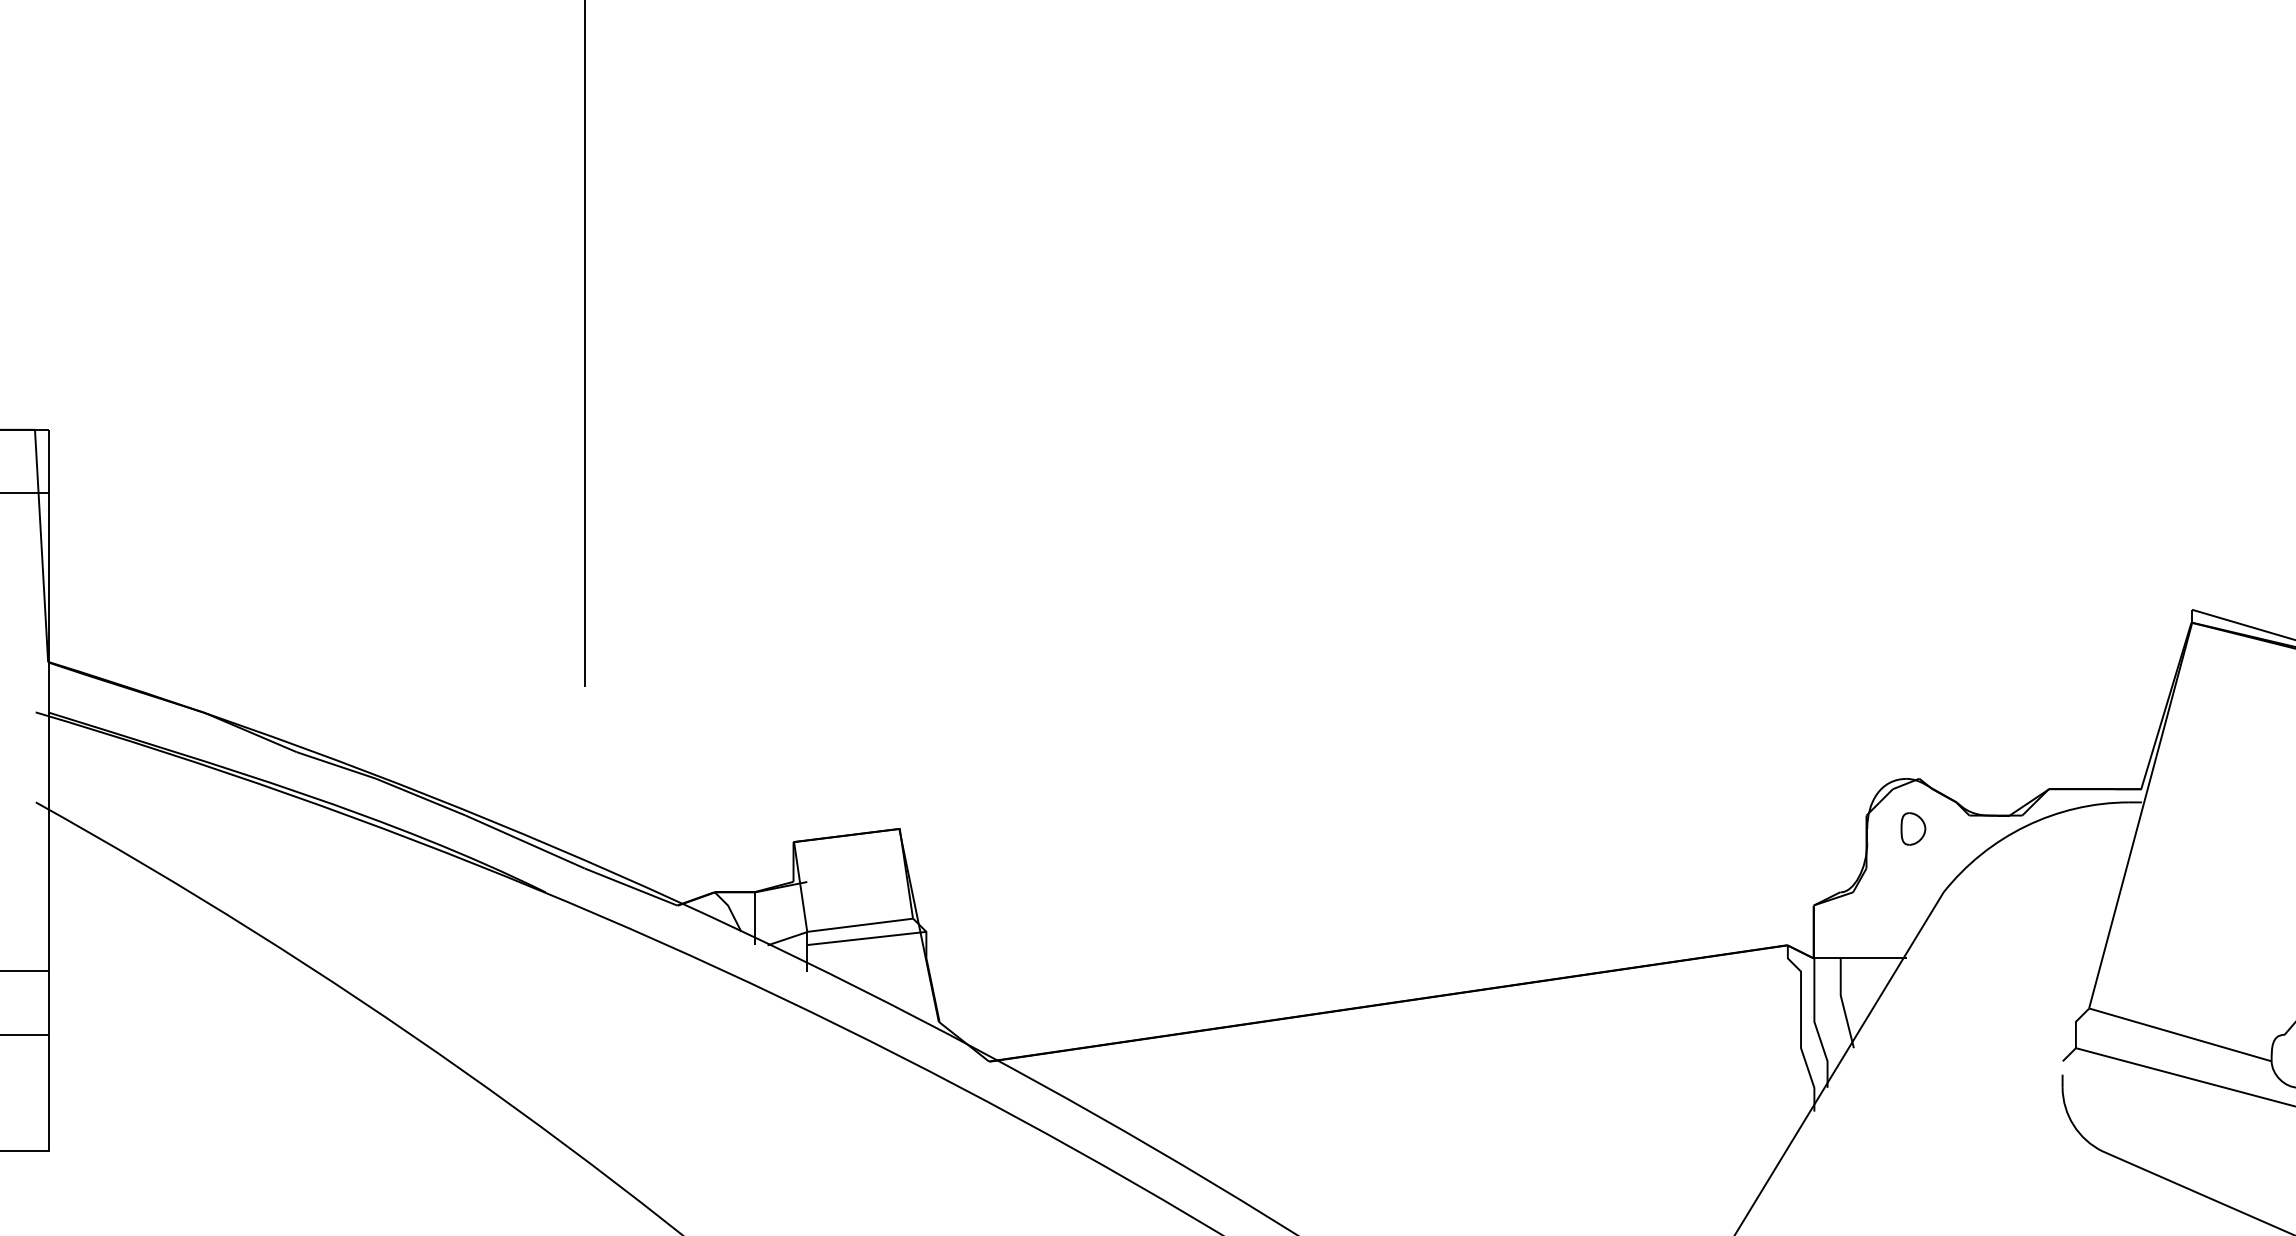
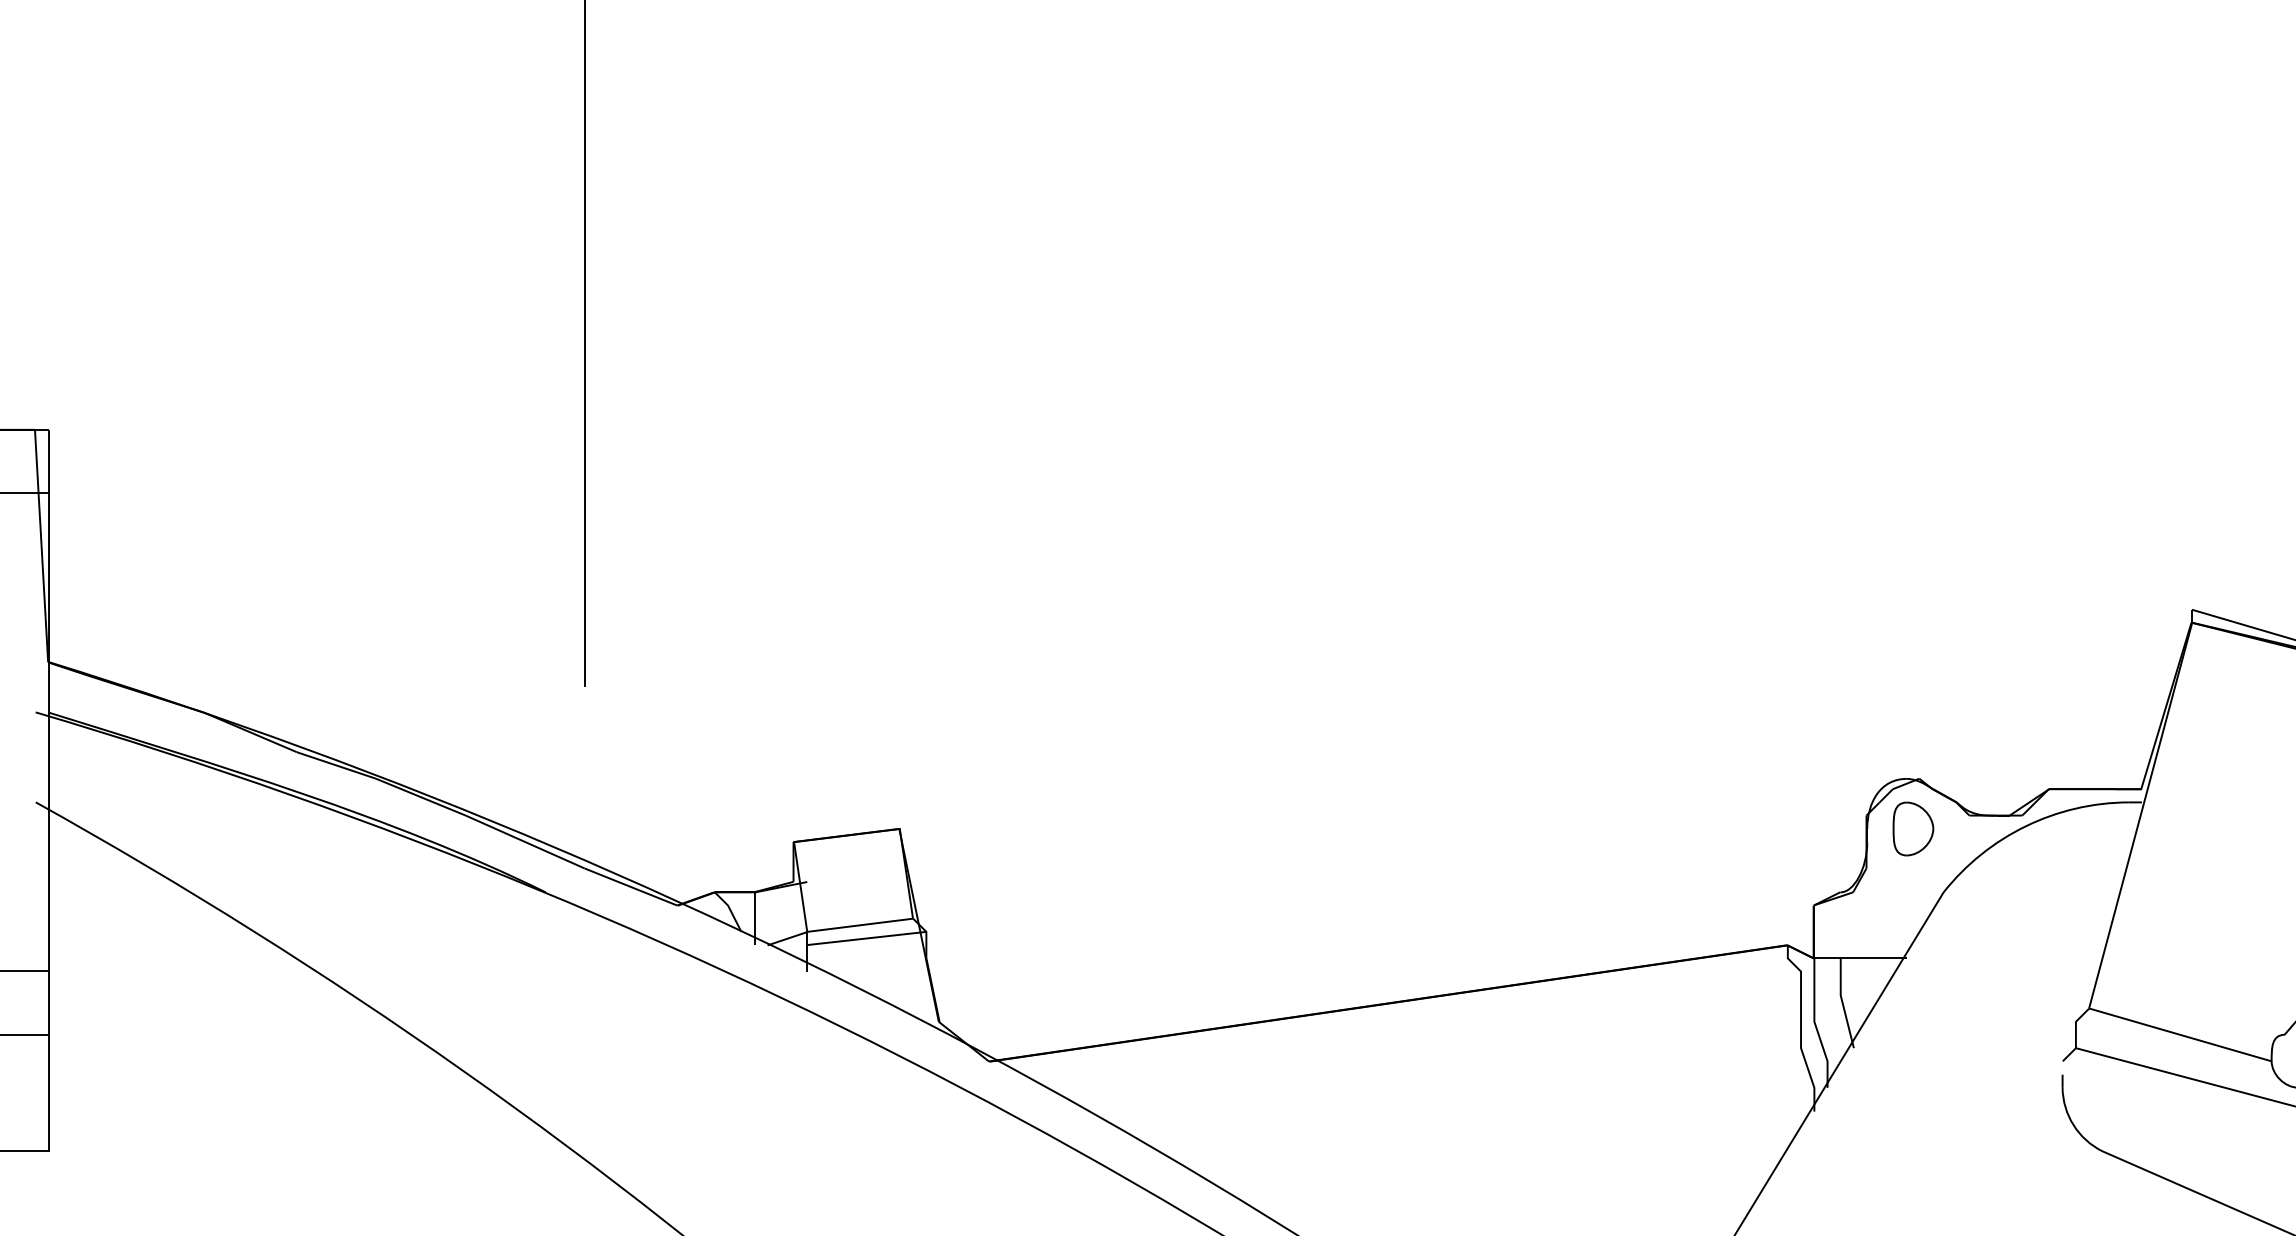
part size: 27x34 px -> 43x56 px (1913, 828)
